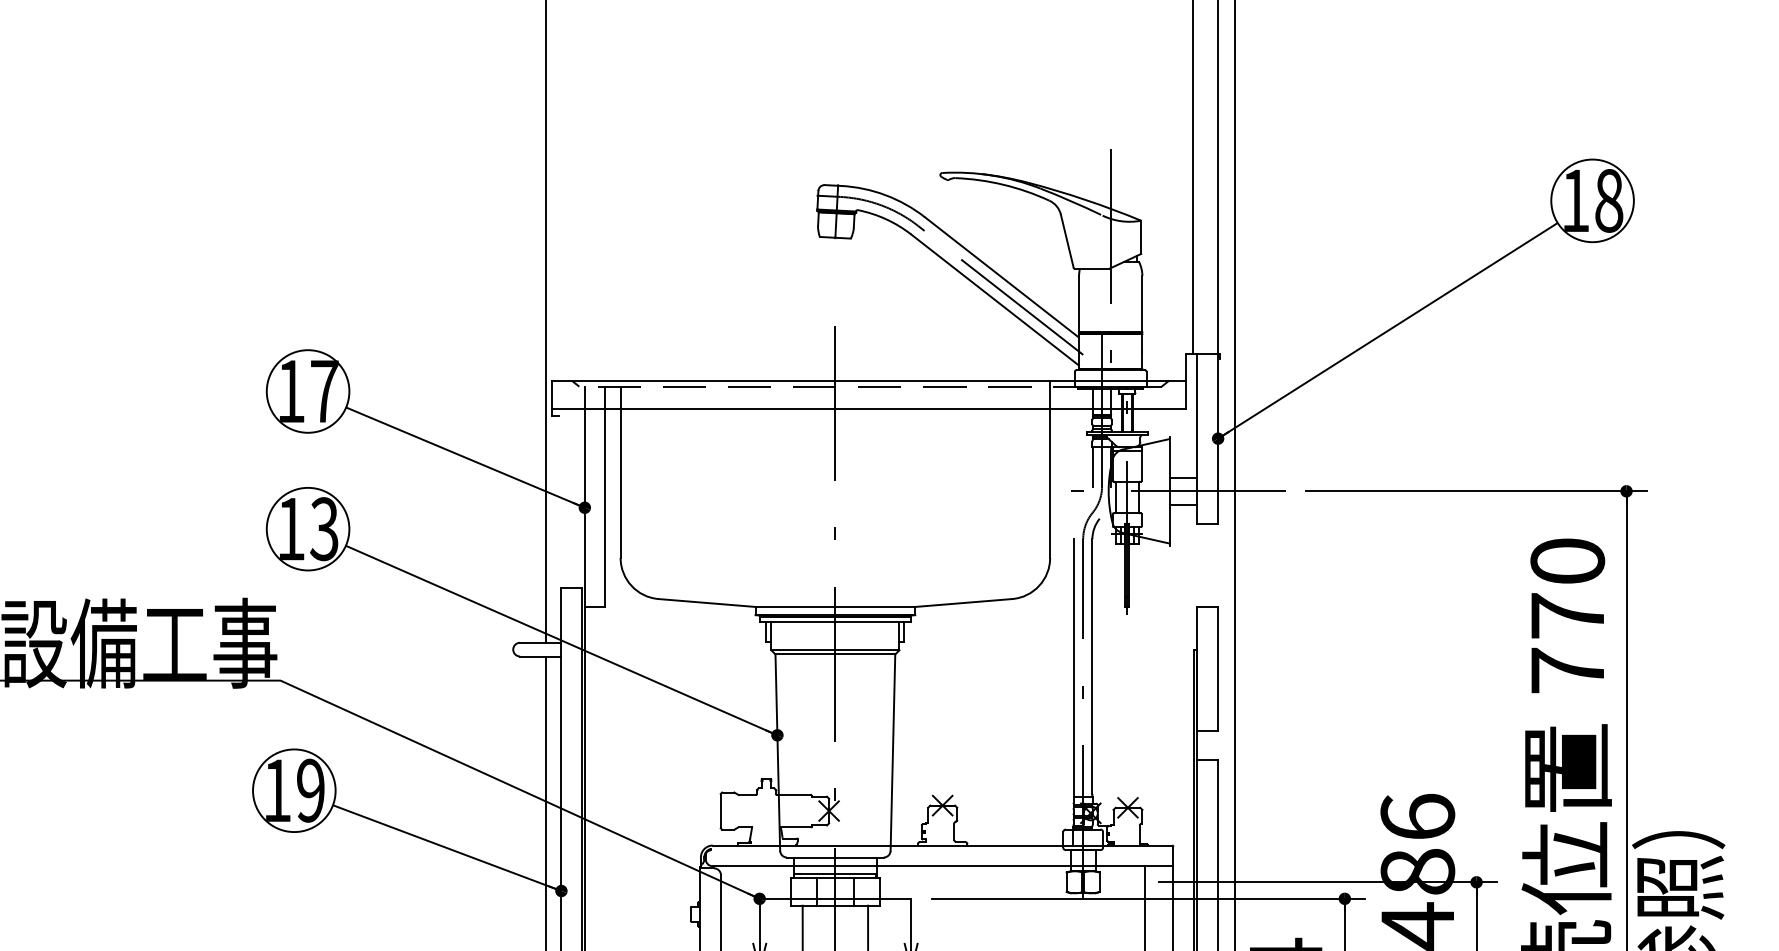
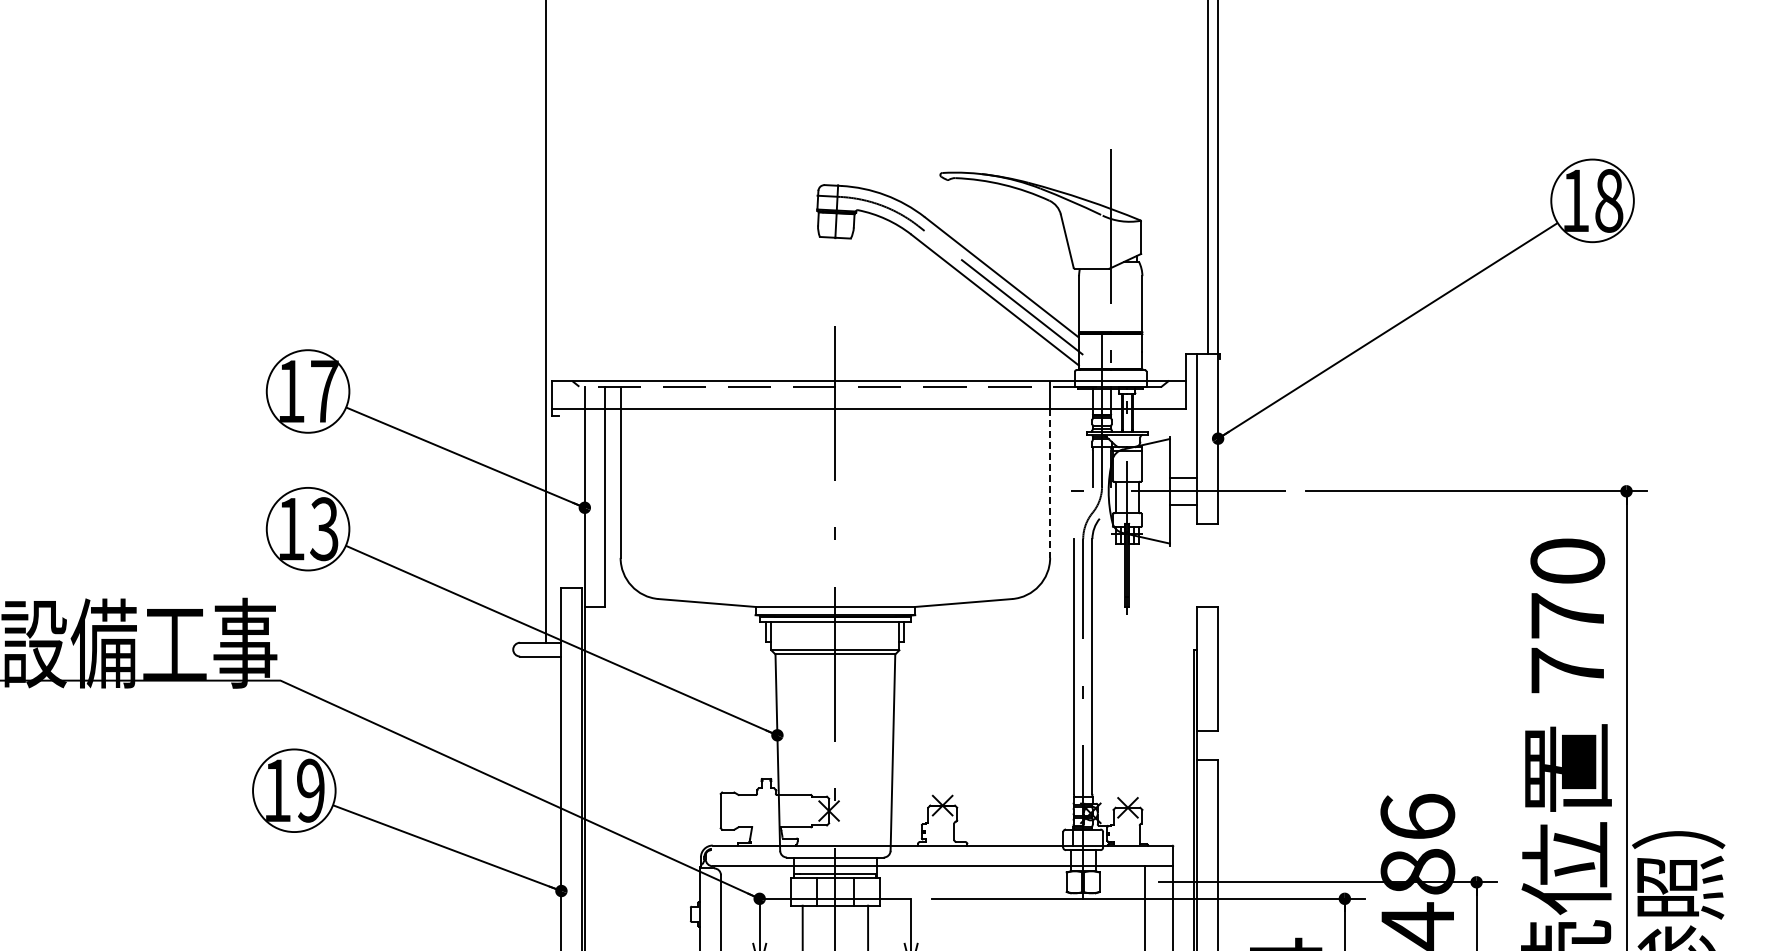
line position: (1193, 177) -> (1208, 177) (1208, 177)
line: present -> none (1234, 474)
line: solid -> dashed (1050, 483)
line: present -> none (546, 801)
